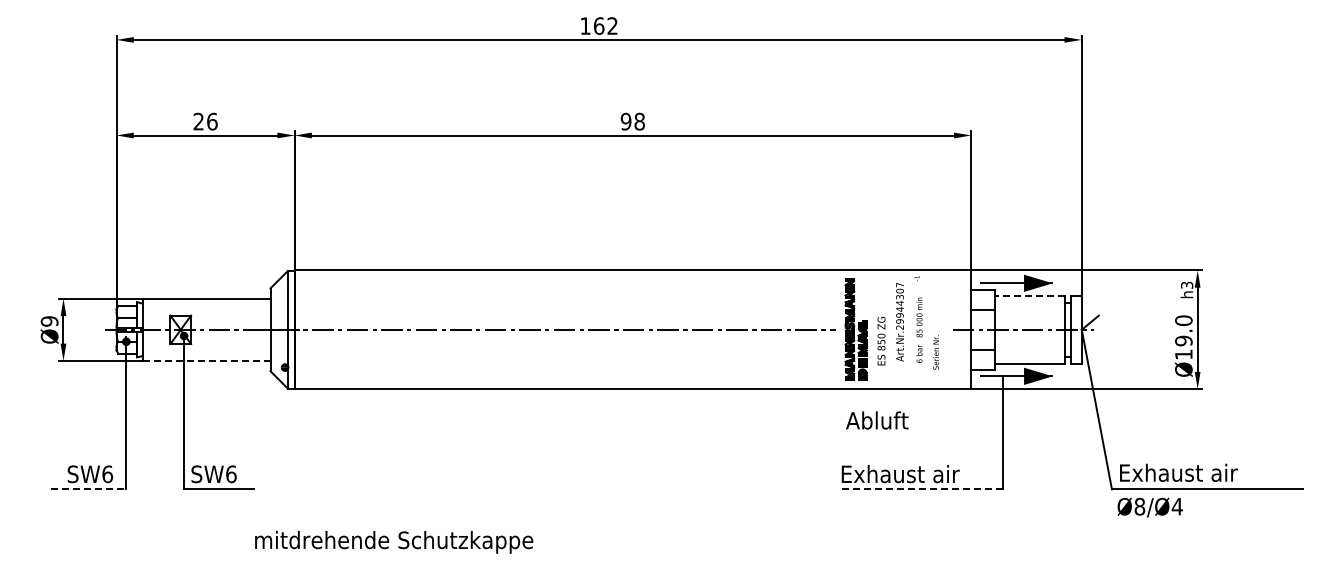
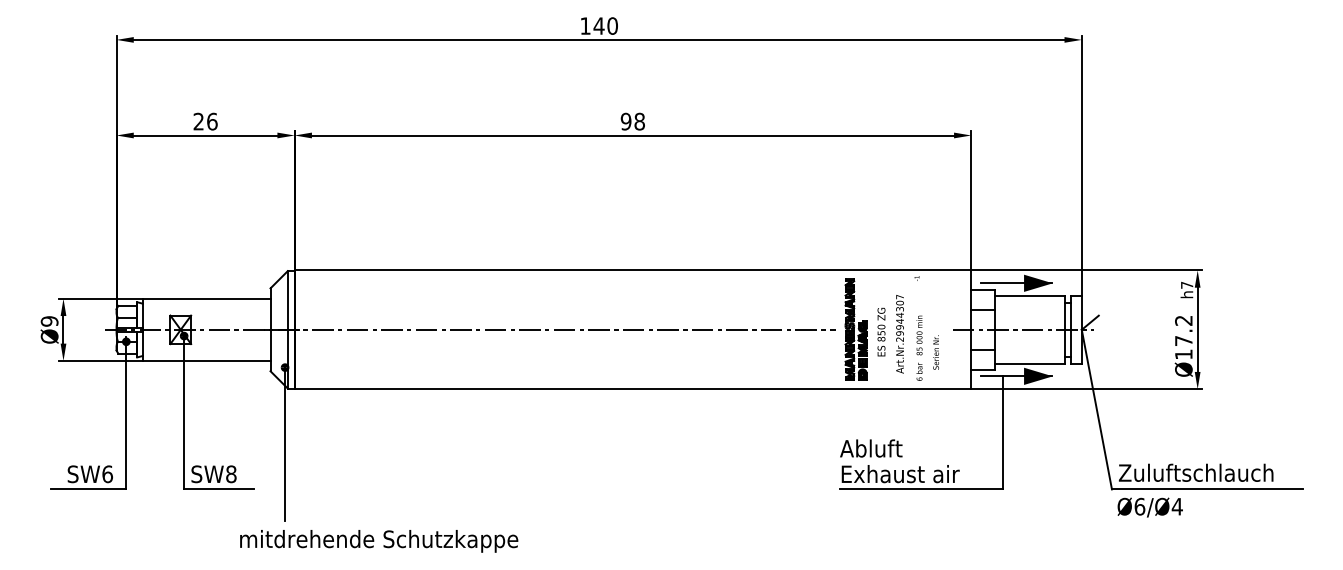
text: 162 -> 140 (605, 25)
text: h3 -> h7 (1187, 284)
line: dashed -> solid (1030, 295)
text position: (899, 322) -> (899, 334) (899, 334)
text position: (919, 329) -> (919, 347) (919, 347)
text: Ø19.0 -> Ø17.2 (1183, 330)
text position: (881, 340) -> (881, 331) (881, 331)
line: dashed -> solid (206, 360)
text position: (877, 420) -> (871, 448) (871, 448)
line: none -> present (285, 443)
text: Exhaust air -> Zuluftschlauch (1195, 472)
text: SW6 -> SW8 (231, 473)
line: dashed -> solid (88, 489)
line: dashed -> solid (921, 489)
text: Ø8/Ø4 -> Ø6/Ø4 (1139, 506)
text position: (394, 542) -> (379, 541) (379, 541)
